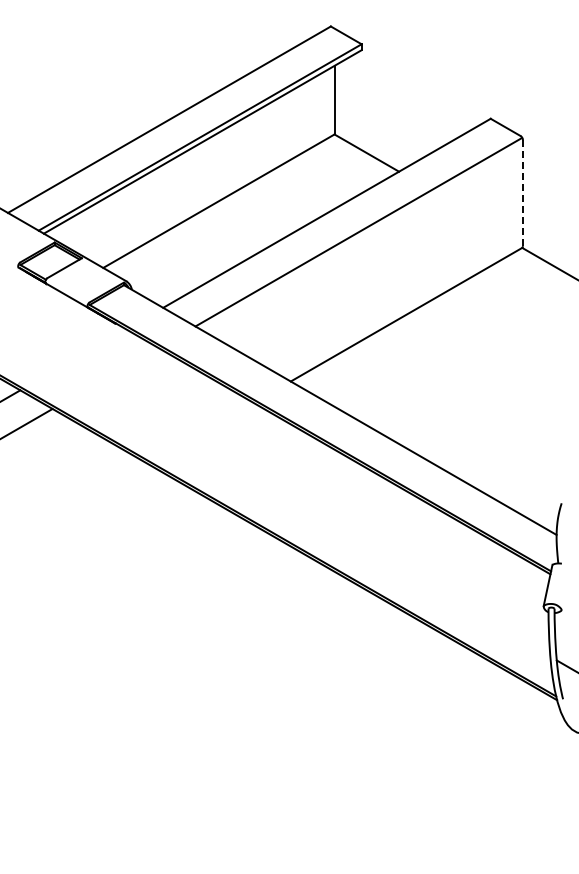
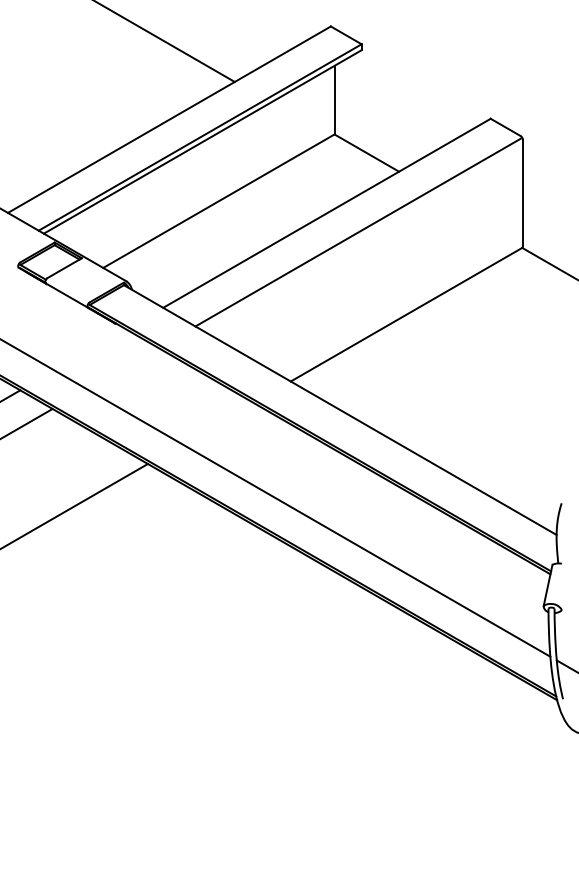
line: none -> present (165, 41)
line: dashed -> solid (523, 193)
line: none -> present (276, 498)
line: none -> present (74, 505)
